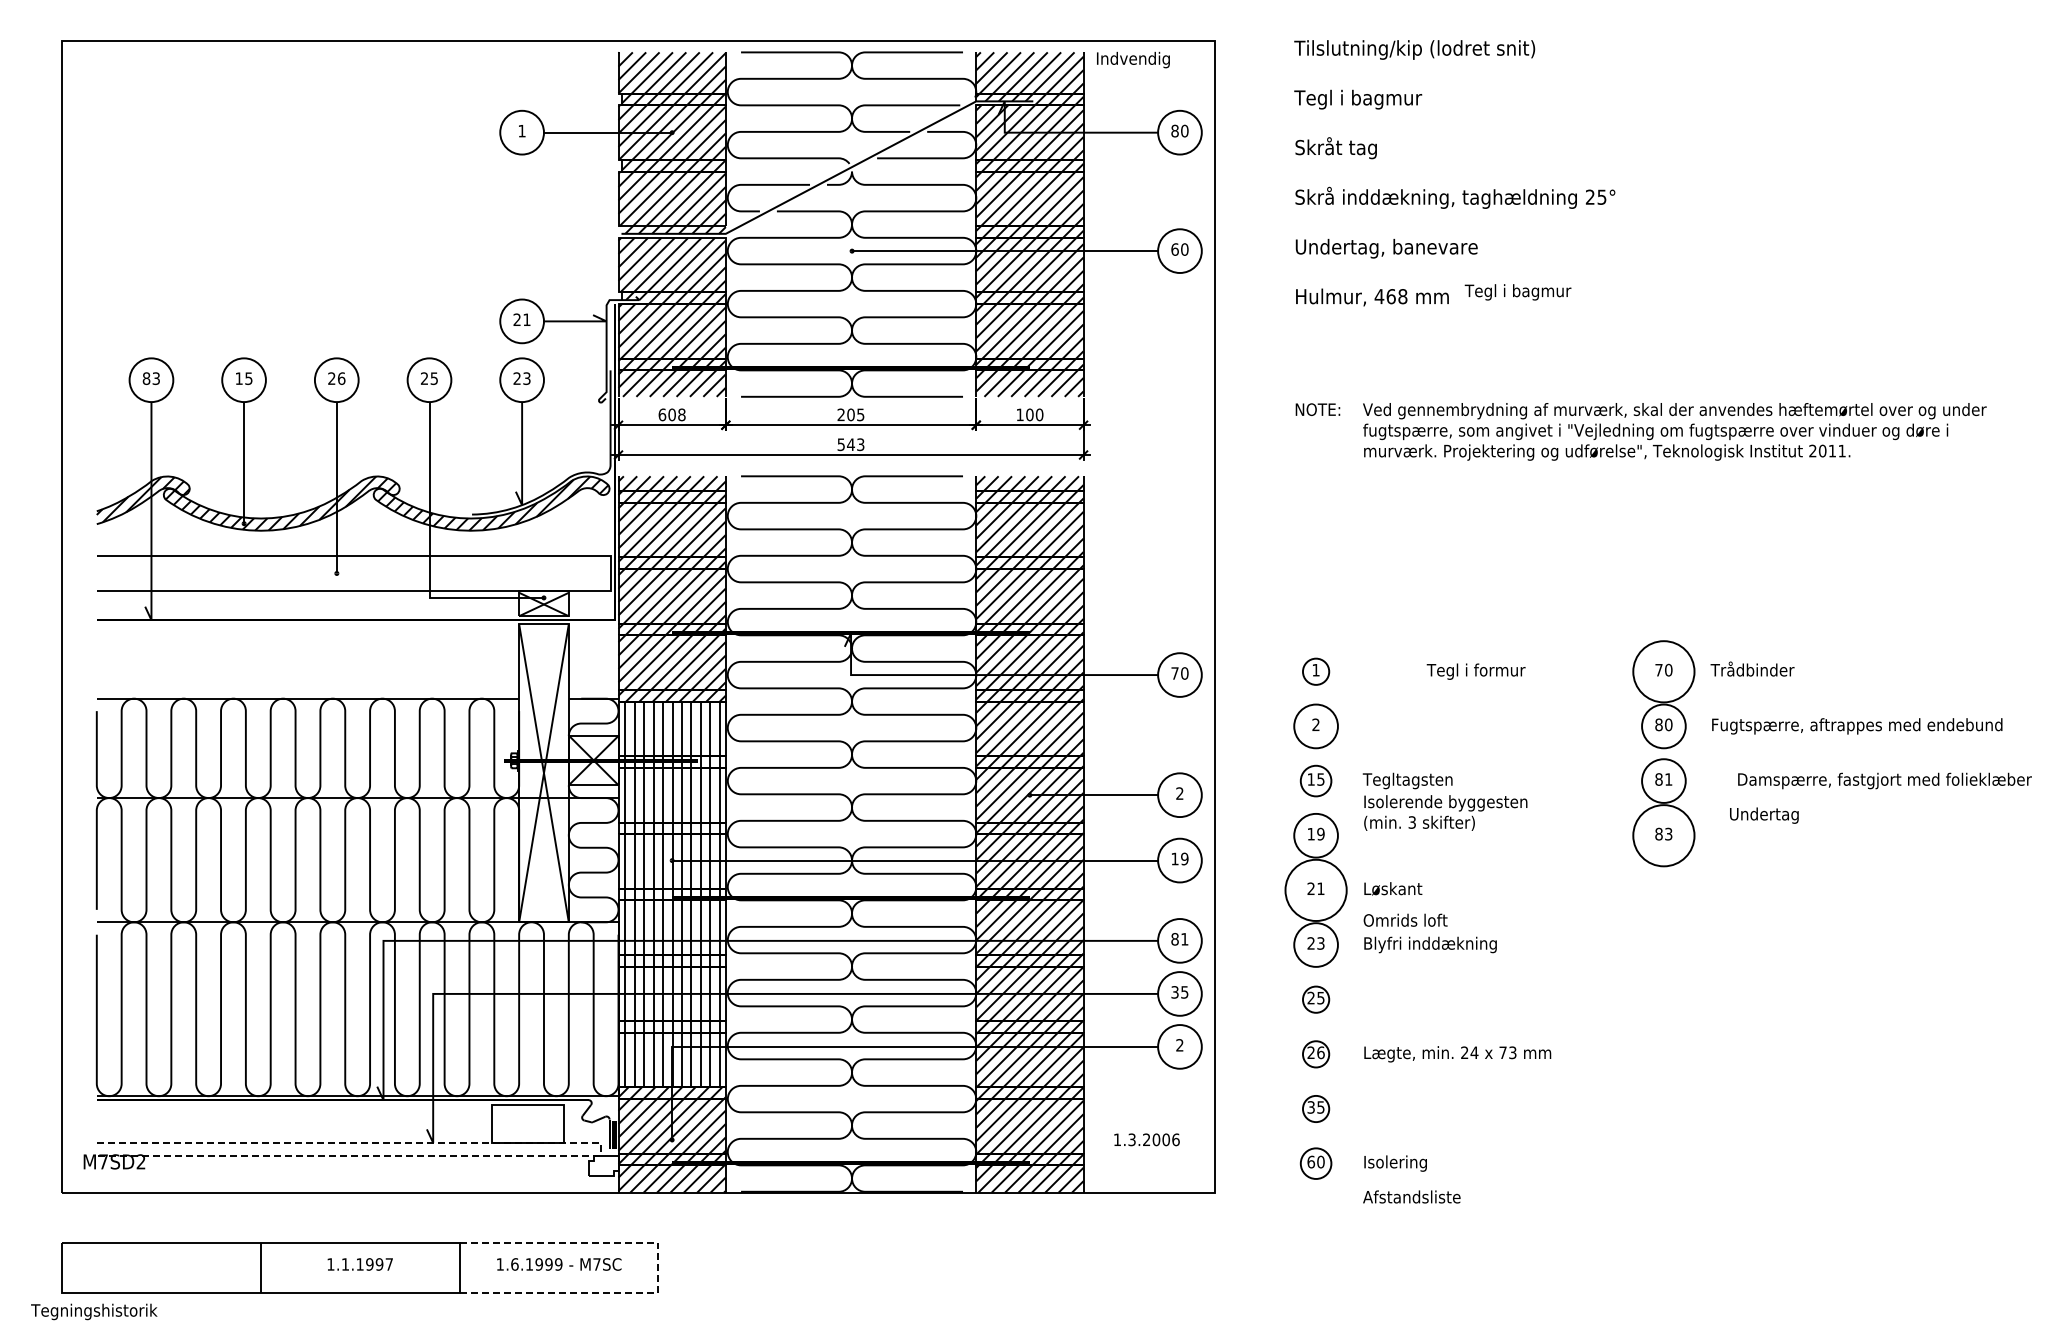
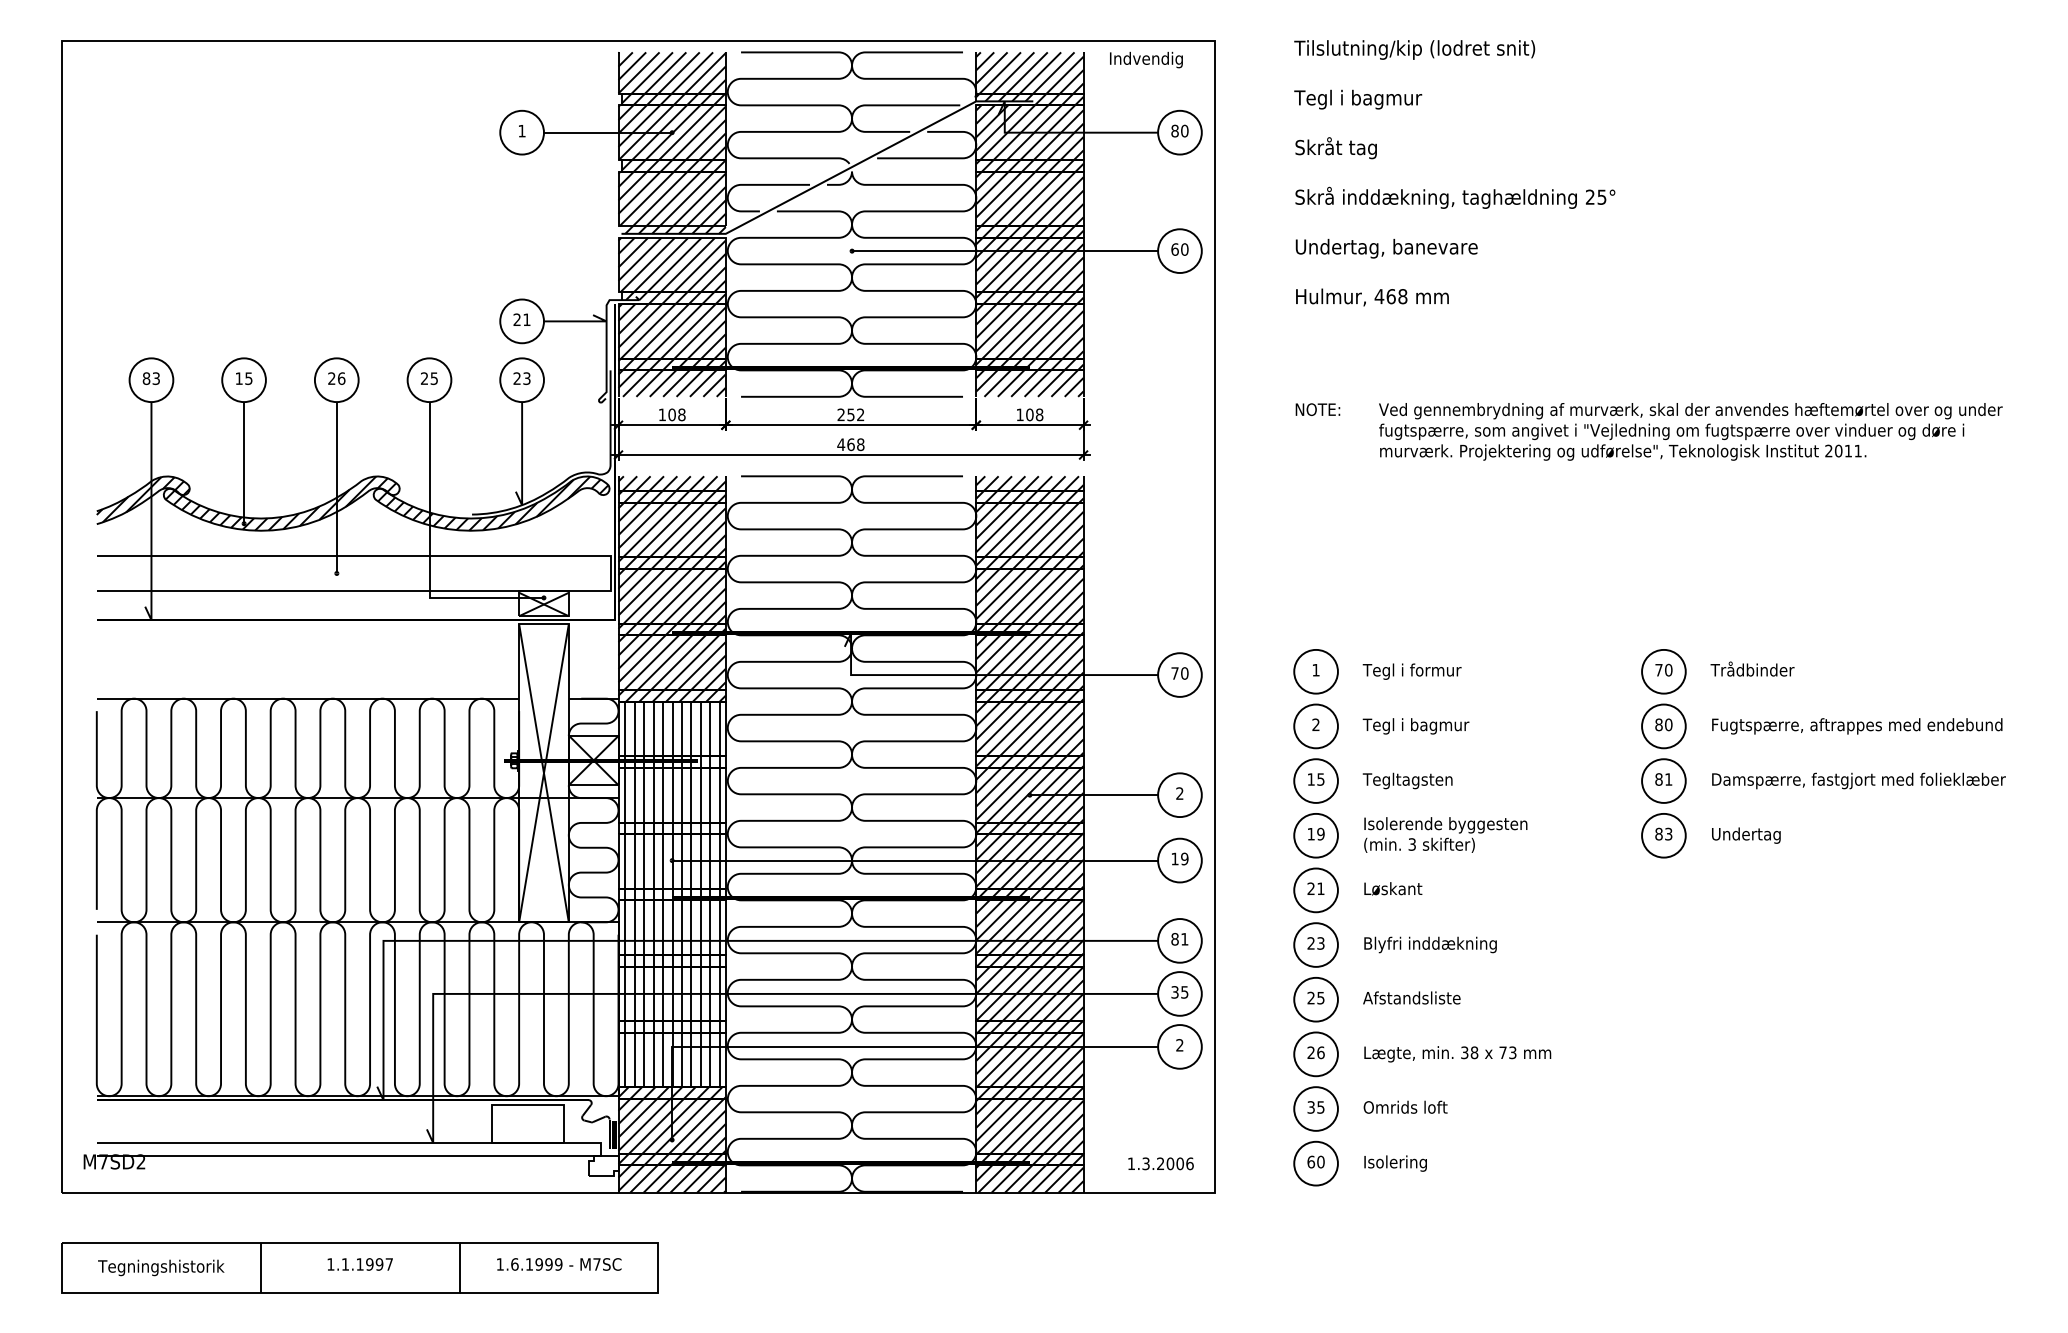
text position: (1133, 59) -> (1146, 59) (1146, 59)
text position: (1517, 292) -> (1415, 726) (1415, 726)
text: 608 -> 108 (662, 414)
text: 205 -> 252 (855, 414)
text: 100 -> 108 (1039, 414)
text position: (1674, 431) -> (1690, 431) (1690, 431)
text: 543 -> 468 (850, 444)
circle diameter: 26 px -> 44 px (1315, 671)
text position: (1475, 671) -> (1411, 671) (1411, 671)
circle diameter: 61 px -> 44 px (1663, 671)
circle diameter: 31 px -> 44 px (1315, 780)
text position: (1884, 780) -> (1858, 780) (1858, 780)
text position: (1445, 812) -> (1445, 834) (1445, 834)
text position: (1764, 815) -> (1746, 835) (1746, 835)
circle diameter: 61 px -> 44 px (1663, 835)
circle diameter: 61 px -> 44 px (1315, 890)
text position: (1405, 919) -> (1405, 1106) (1405, 1106)
circle diameter: 26 px -> 44 px (1315, 999)
text: 24 -> 38 (1469, 1052)
circle diameter: 26 px -> 44 px (1315, 1054)
circle diameter: 26 px -> 44 px (1315, 1108)
text position: (1146, 1139) -> (1160, 1163) (1160, 1163)
line: dashed -> solid (600, 1149)
circle diameter: 31 px -> 44 px (1315, 1163)
text position: (1411, 1196) -> (1411, 997) (1411, 997)
line: dashed -> solid (658, 1268)
text position: (94, 1311) -> (161, 1267) (161, 1267)
